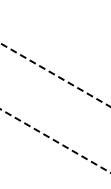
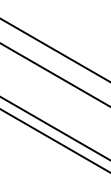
line: none -> present (54, 50)
line: dashed -> solid (55, 75)
line: none -> present (54, 128)
line: dashed -> solid (55, 141)
